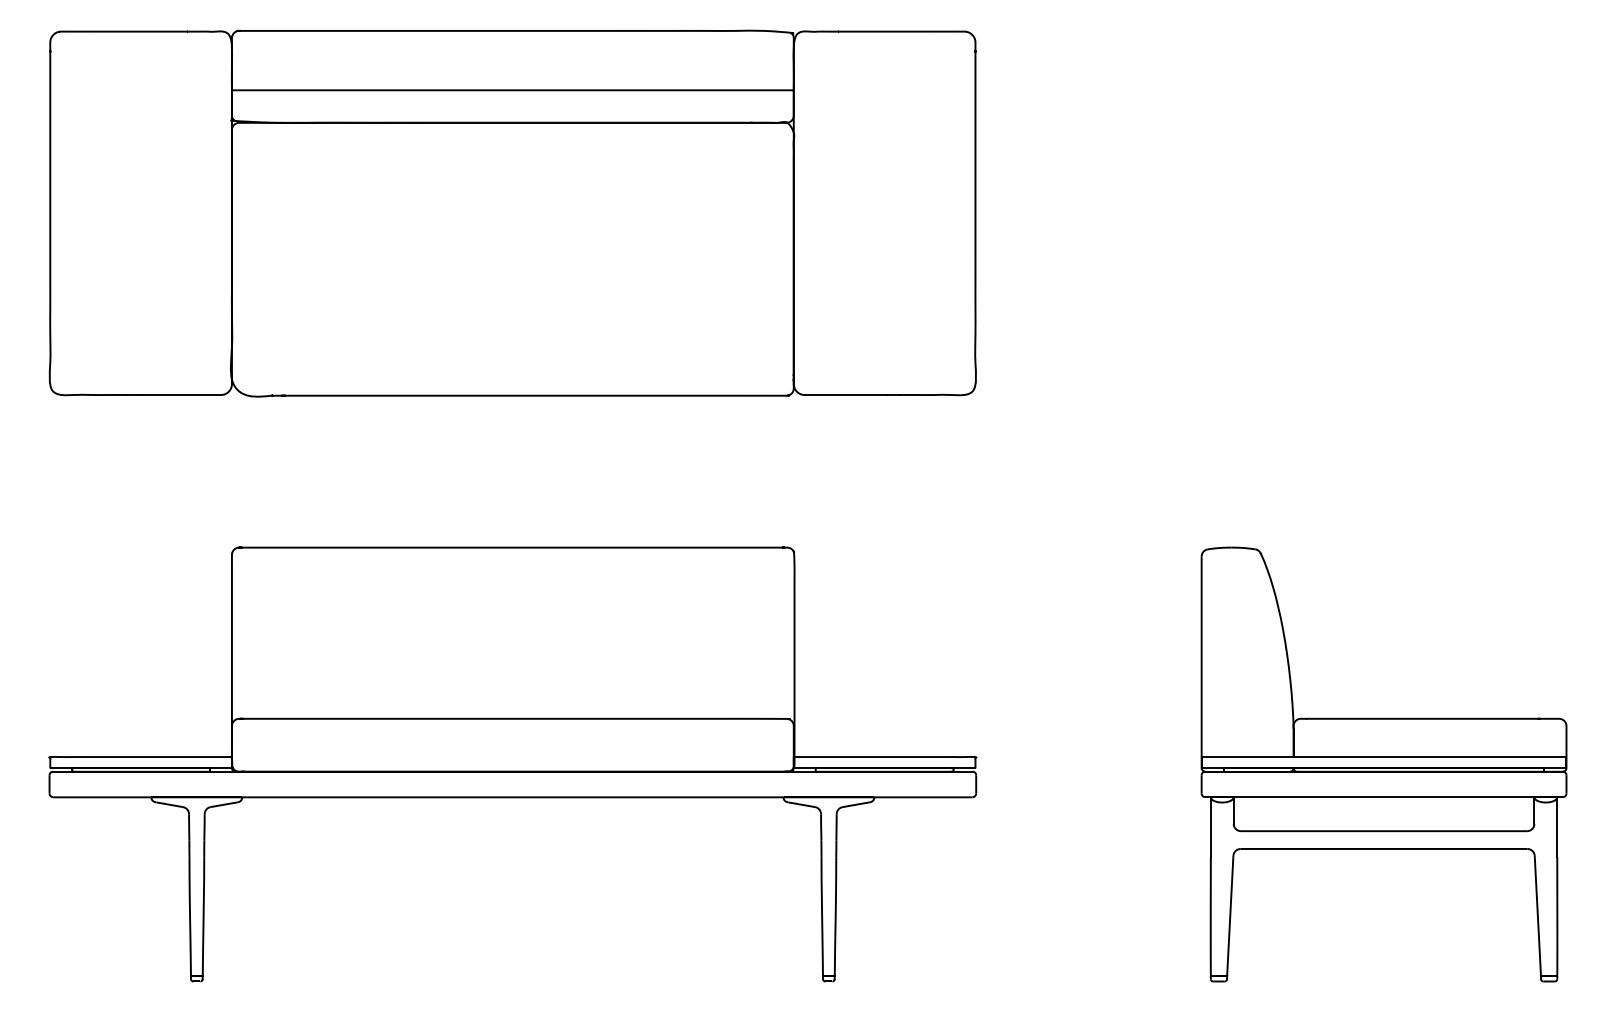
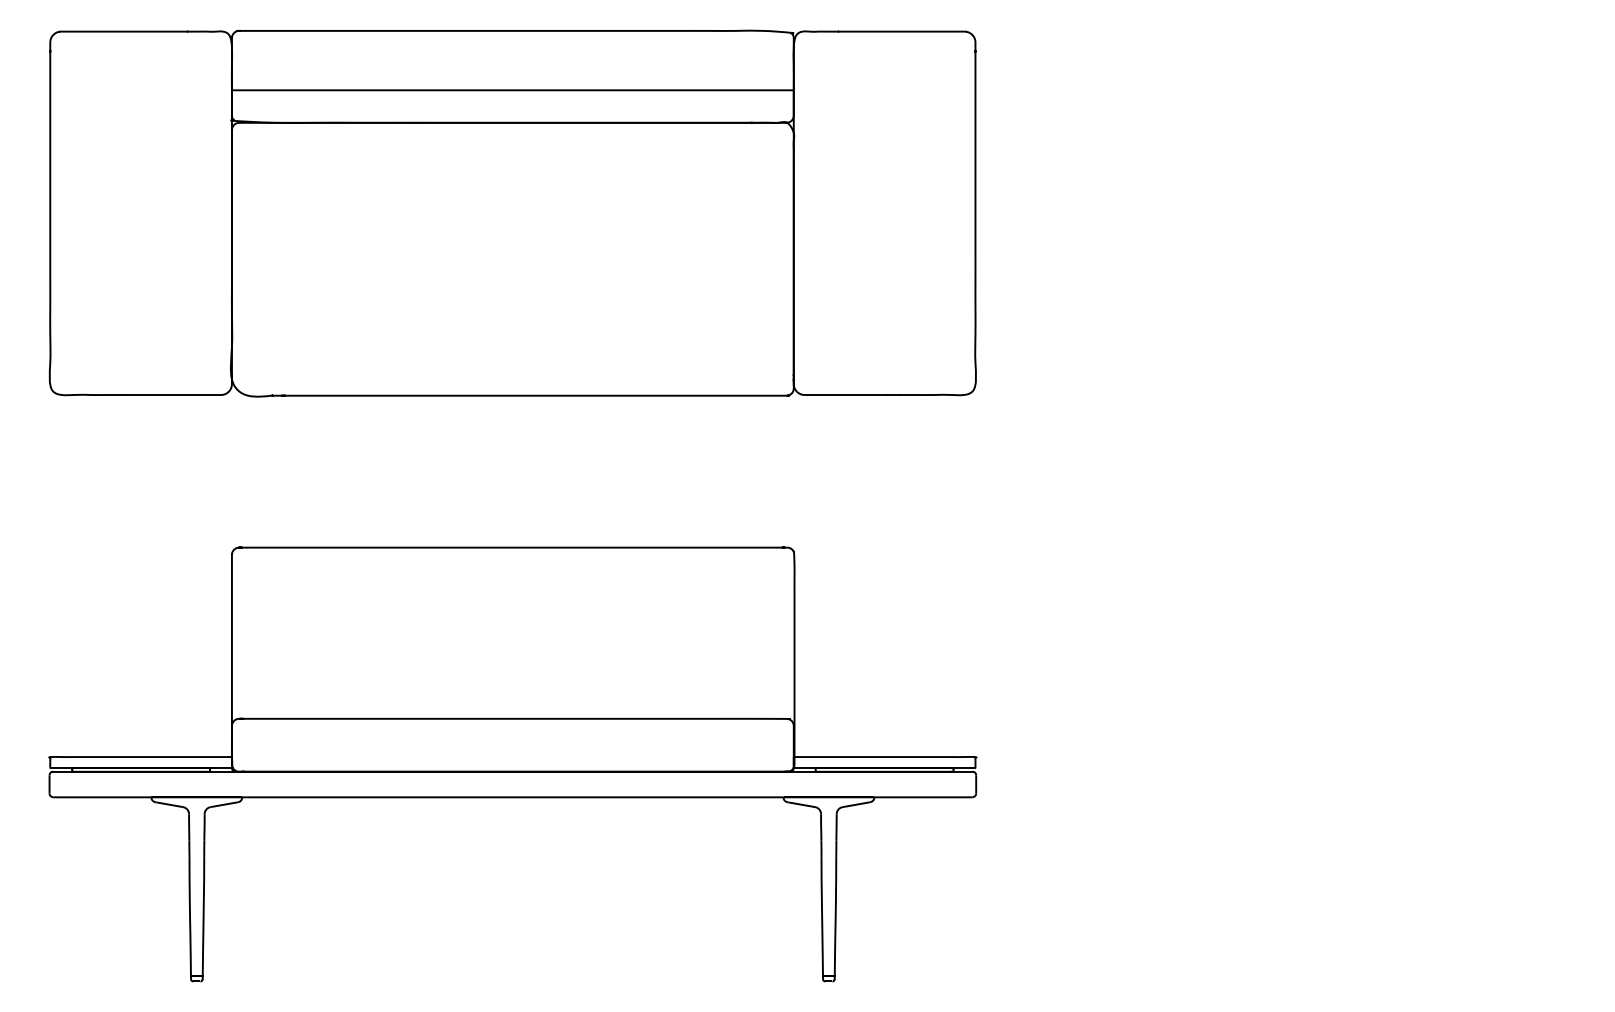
part: present -> none (1383, 764)
